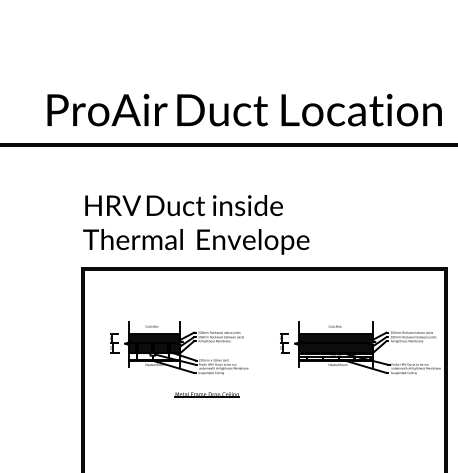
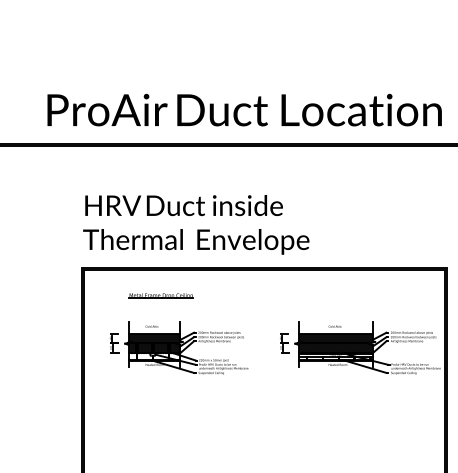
part position: (206, 394) -> (160, 295) (160, 295)
